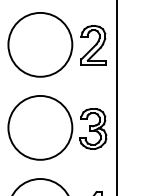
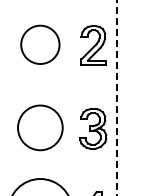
circle diameter: 64 px -> 38 px (40, 44)
line: solid -> dashed (117, 97)
circle diameter: 64 px -> 45 px (40, 127)
